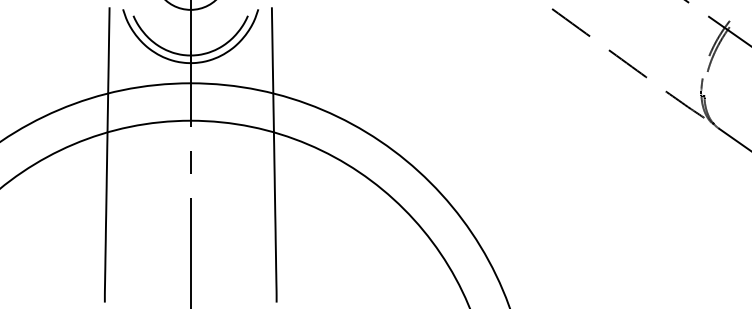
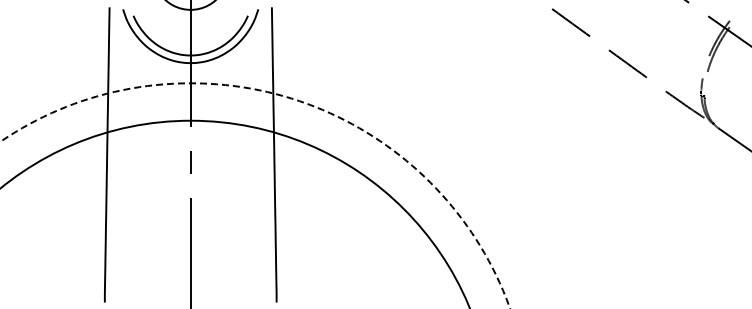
circle: solid -> dashed (254, 195)
